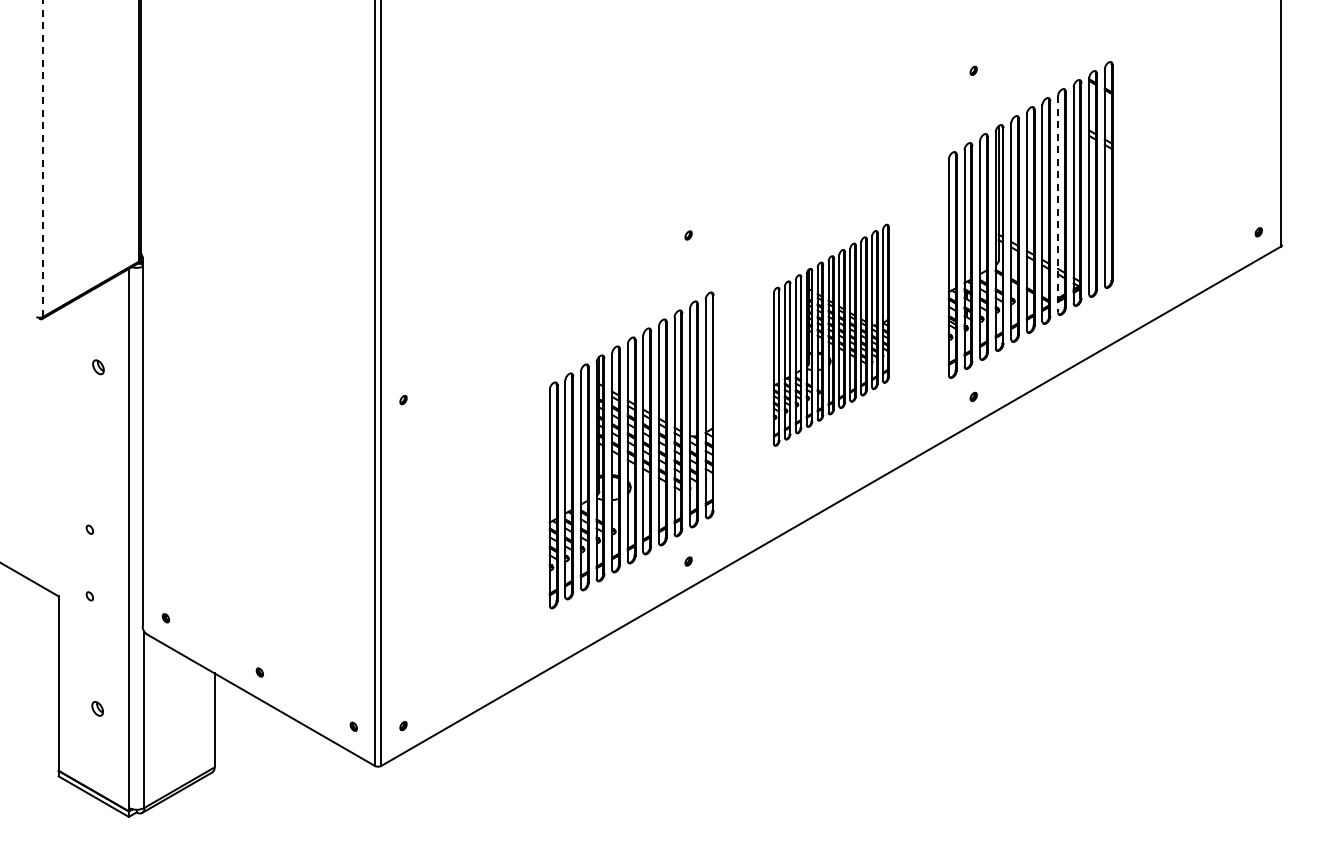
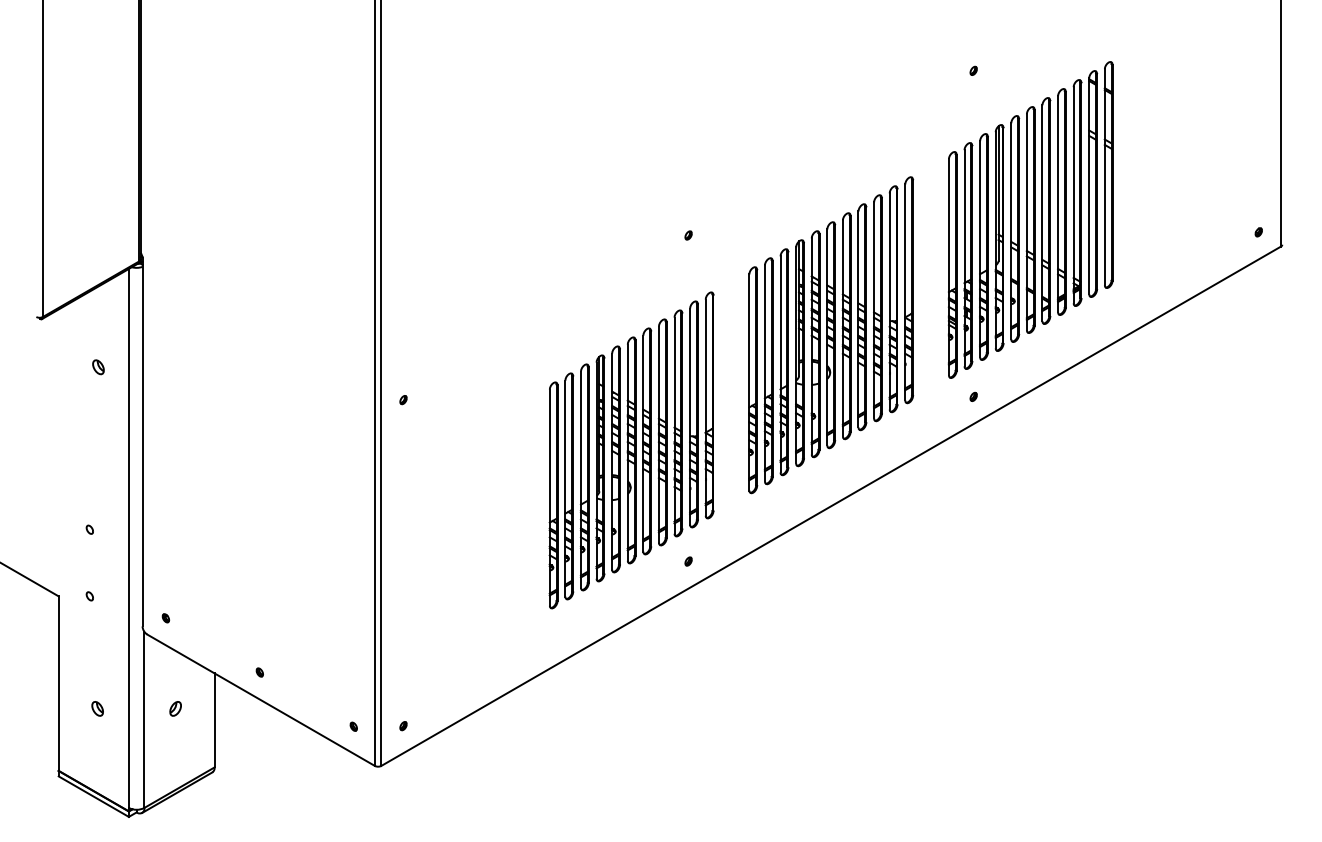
line: dashed -> solid (42, 158)
line: dashed -> solid (1058, 204)
part size: 117x224 px -> 167x319 px (831, 335)
part: none -> present (175, 708)
